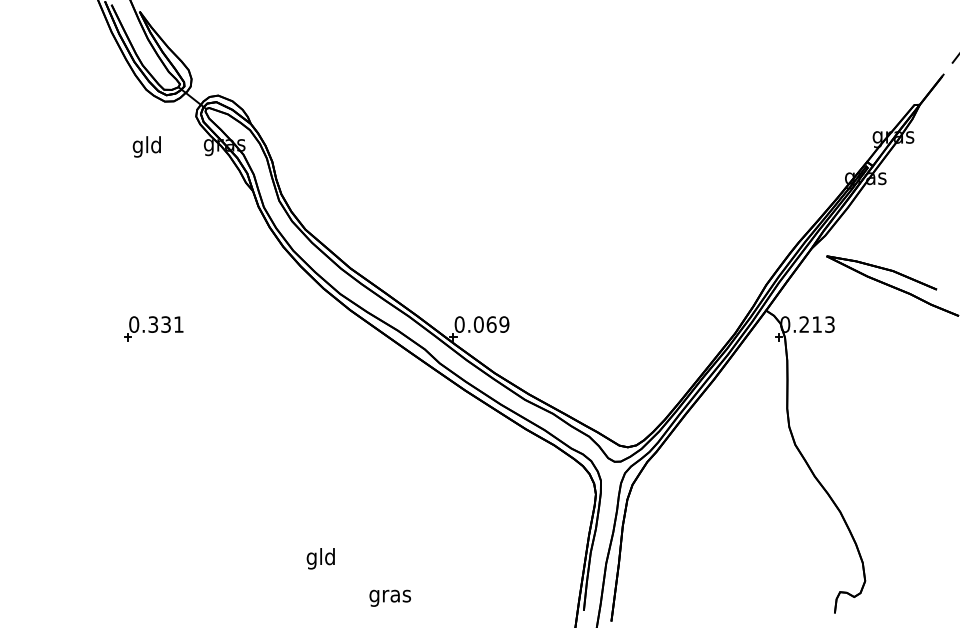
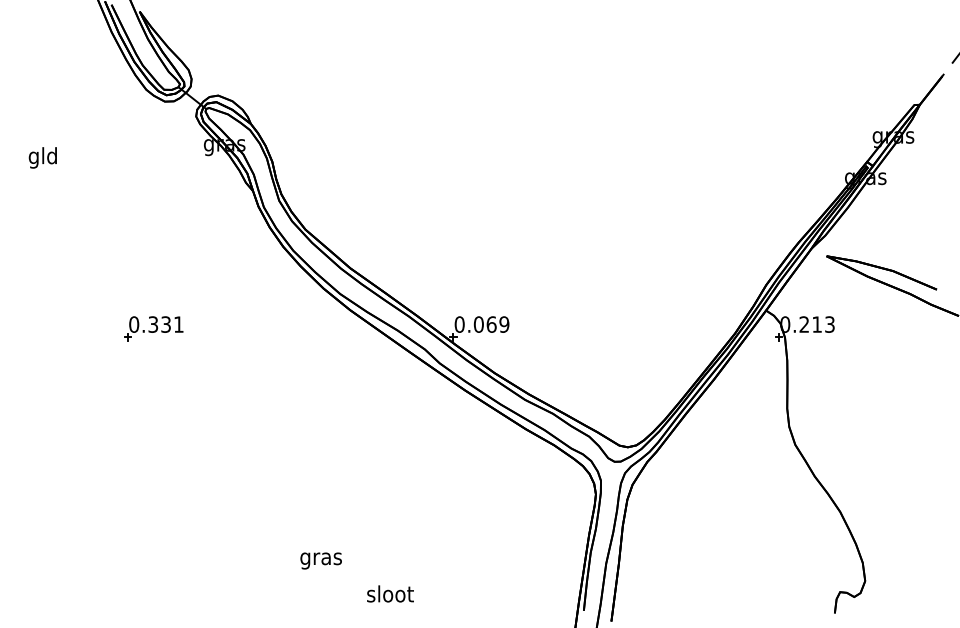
text position: (146, 146) -> (42, 157) (42, 157)
text: gld -> gras (320, 558)
text: gras -> sloot (390, 595)
